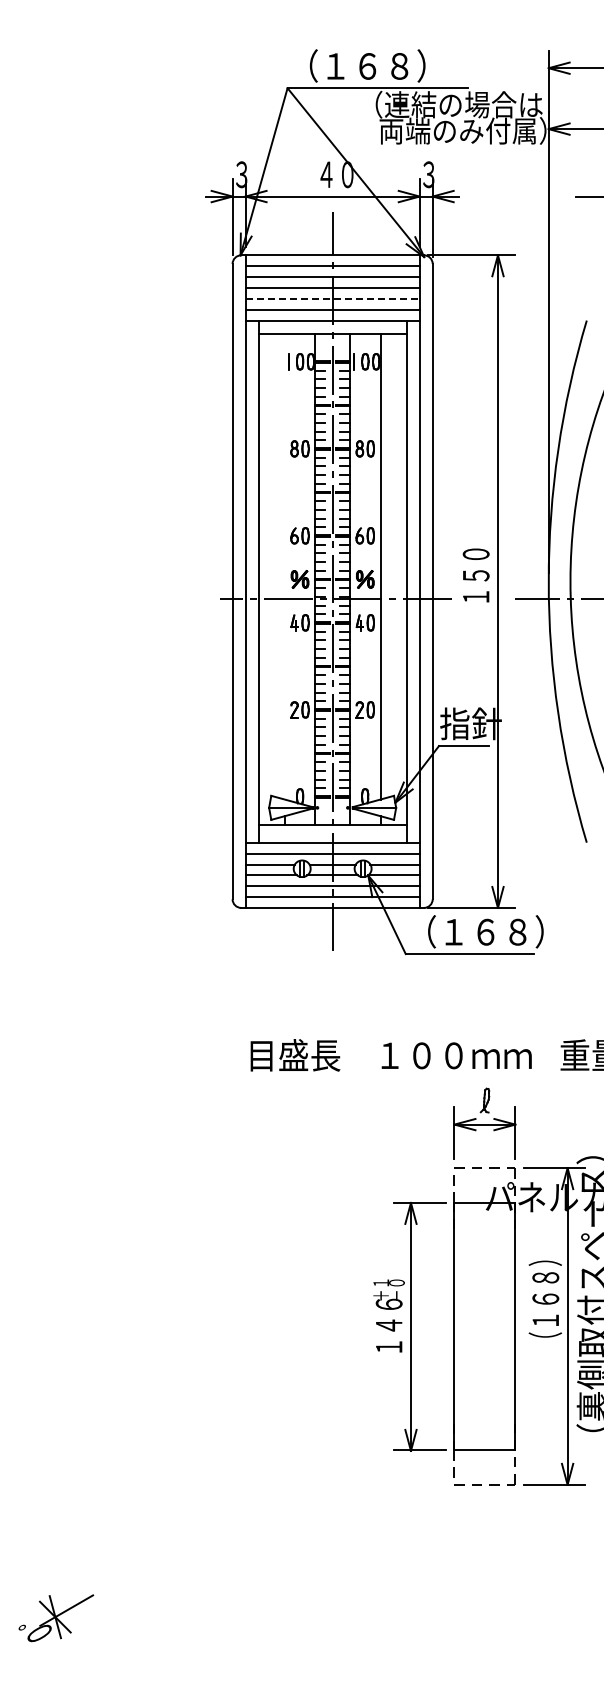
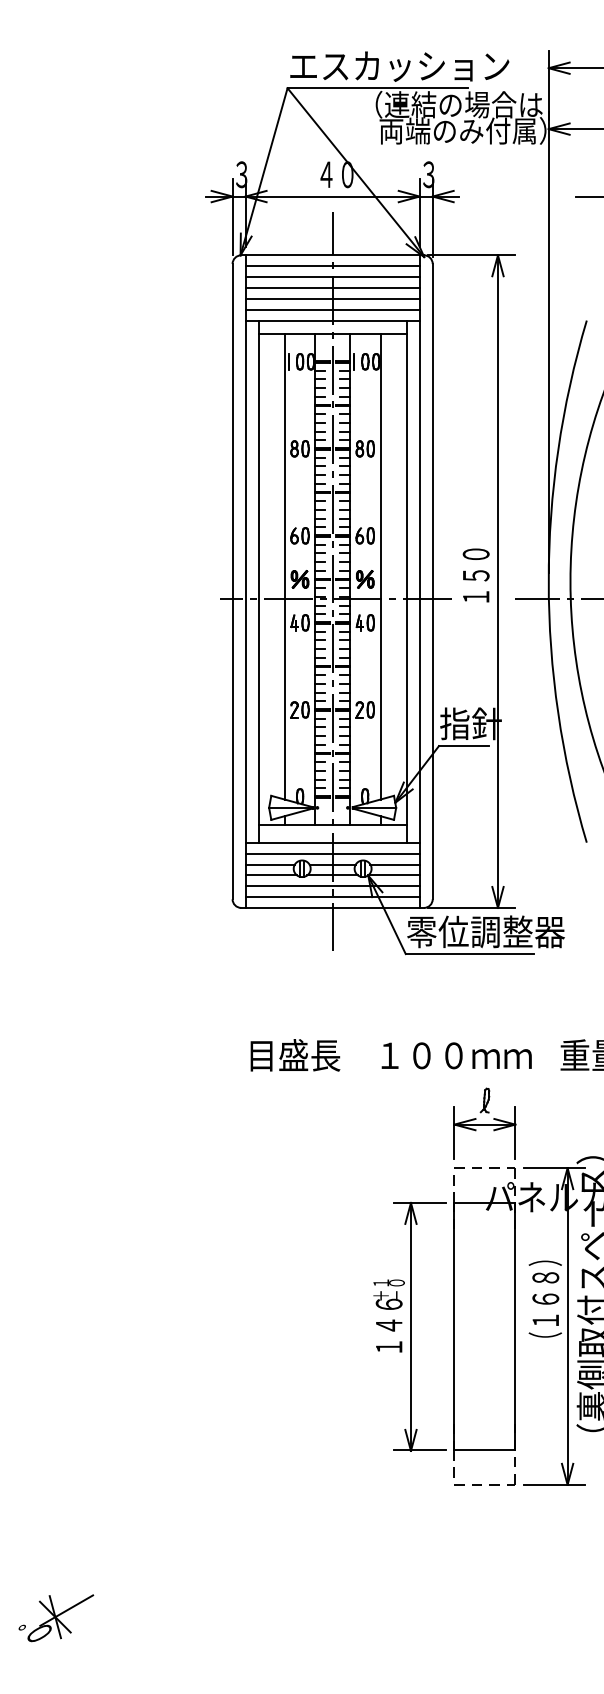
text: （１６８） -> エスカッション (399, 65)
line: dashed -> solid (333, 298)
line: none -> present (284, 566)
text: （１６８） -> 零位調整器 (485, 931)
